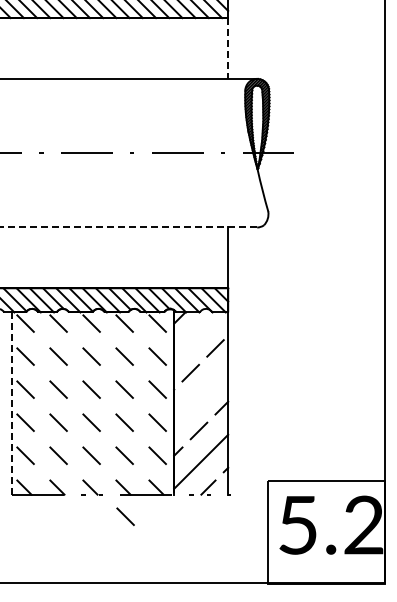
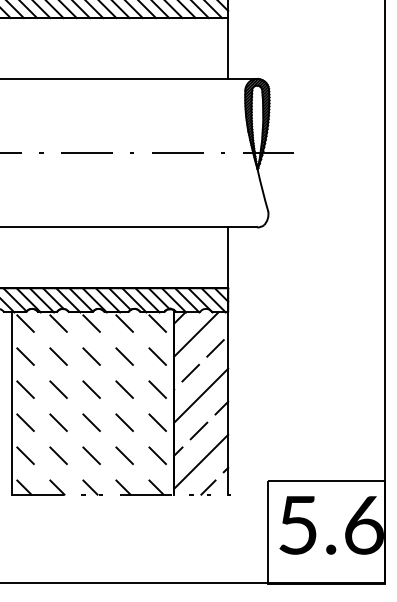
line: dashed -> solid (228, 48)
line: dashed -> solid (128, 227)
line: none -> present (196, 334)
line: none -> present (201, 395)
line: dashed -> solid (12, 403)
line: present -> none (125, 516)
text: 5.2 -> 5.6 (363, 524)
